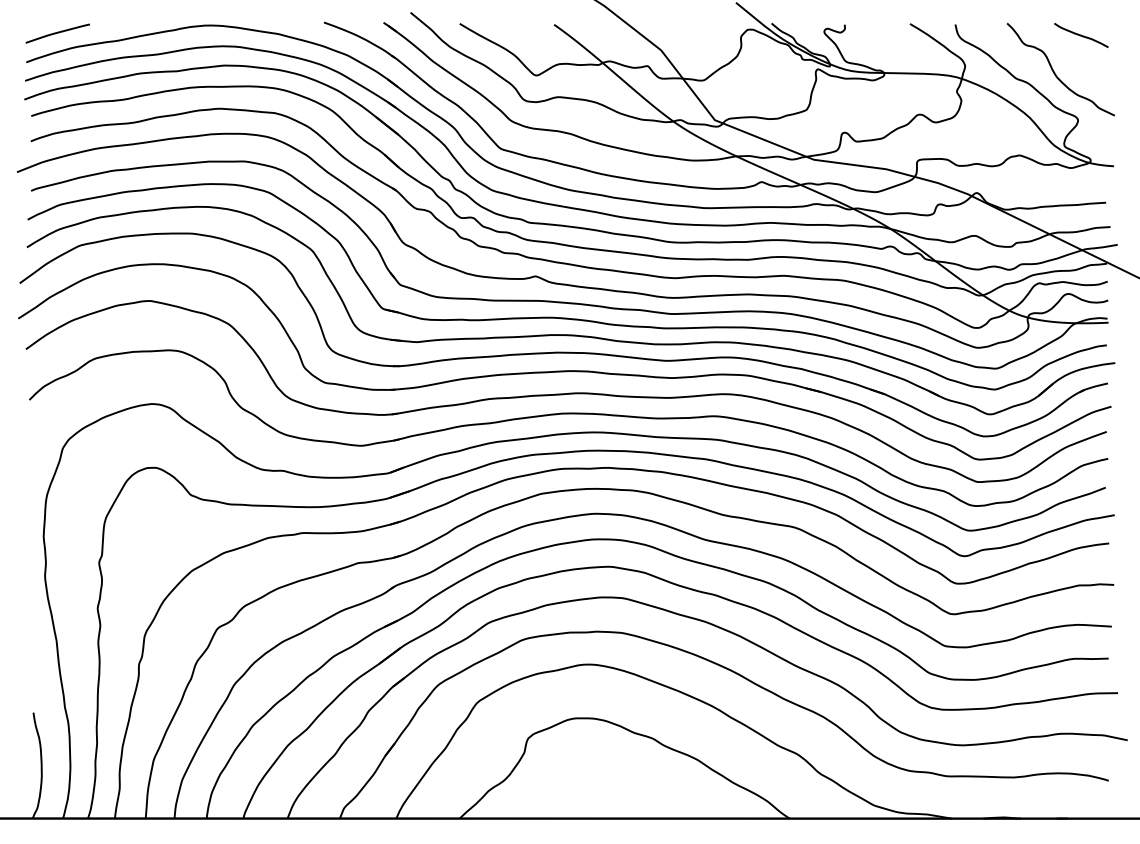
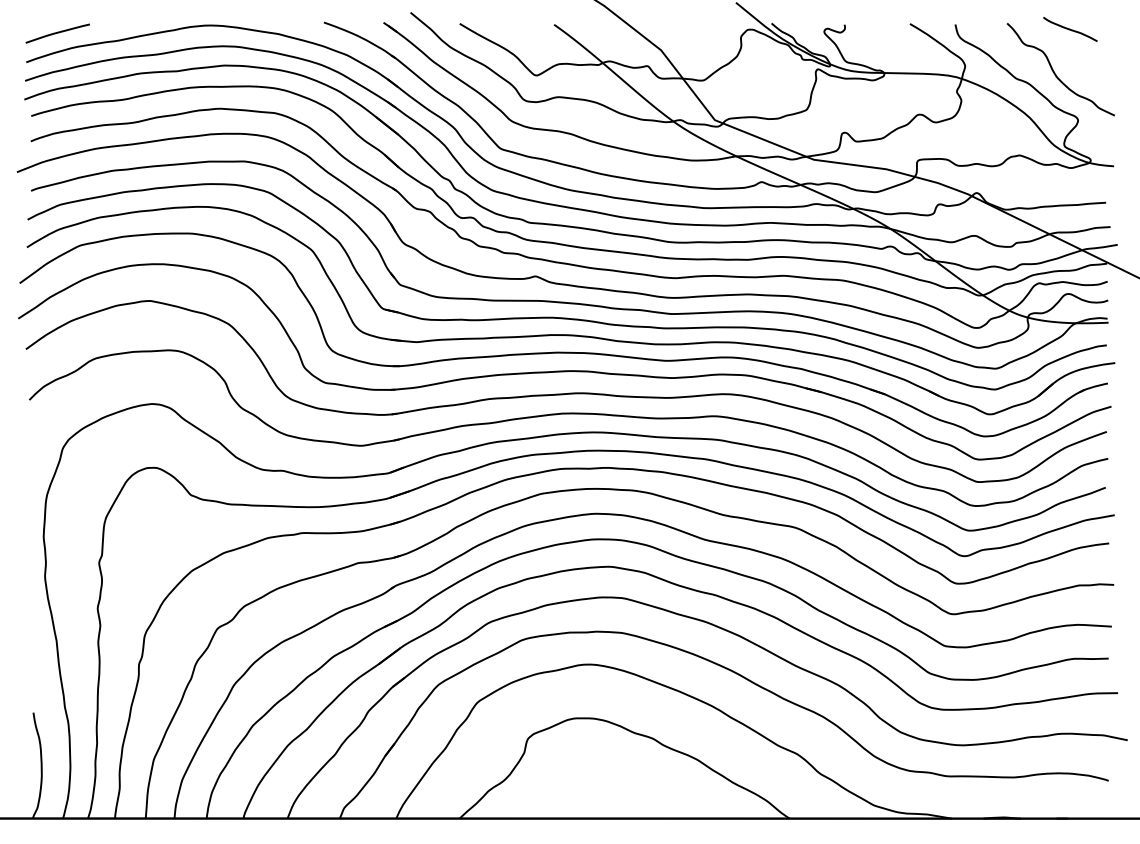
curve position: (1081, 35) -> (1070, 29) (1070, 29)
